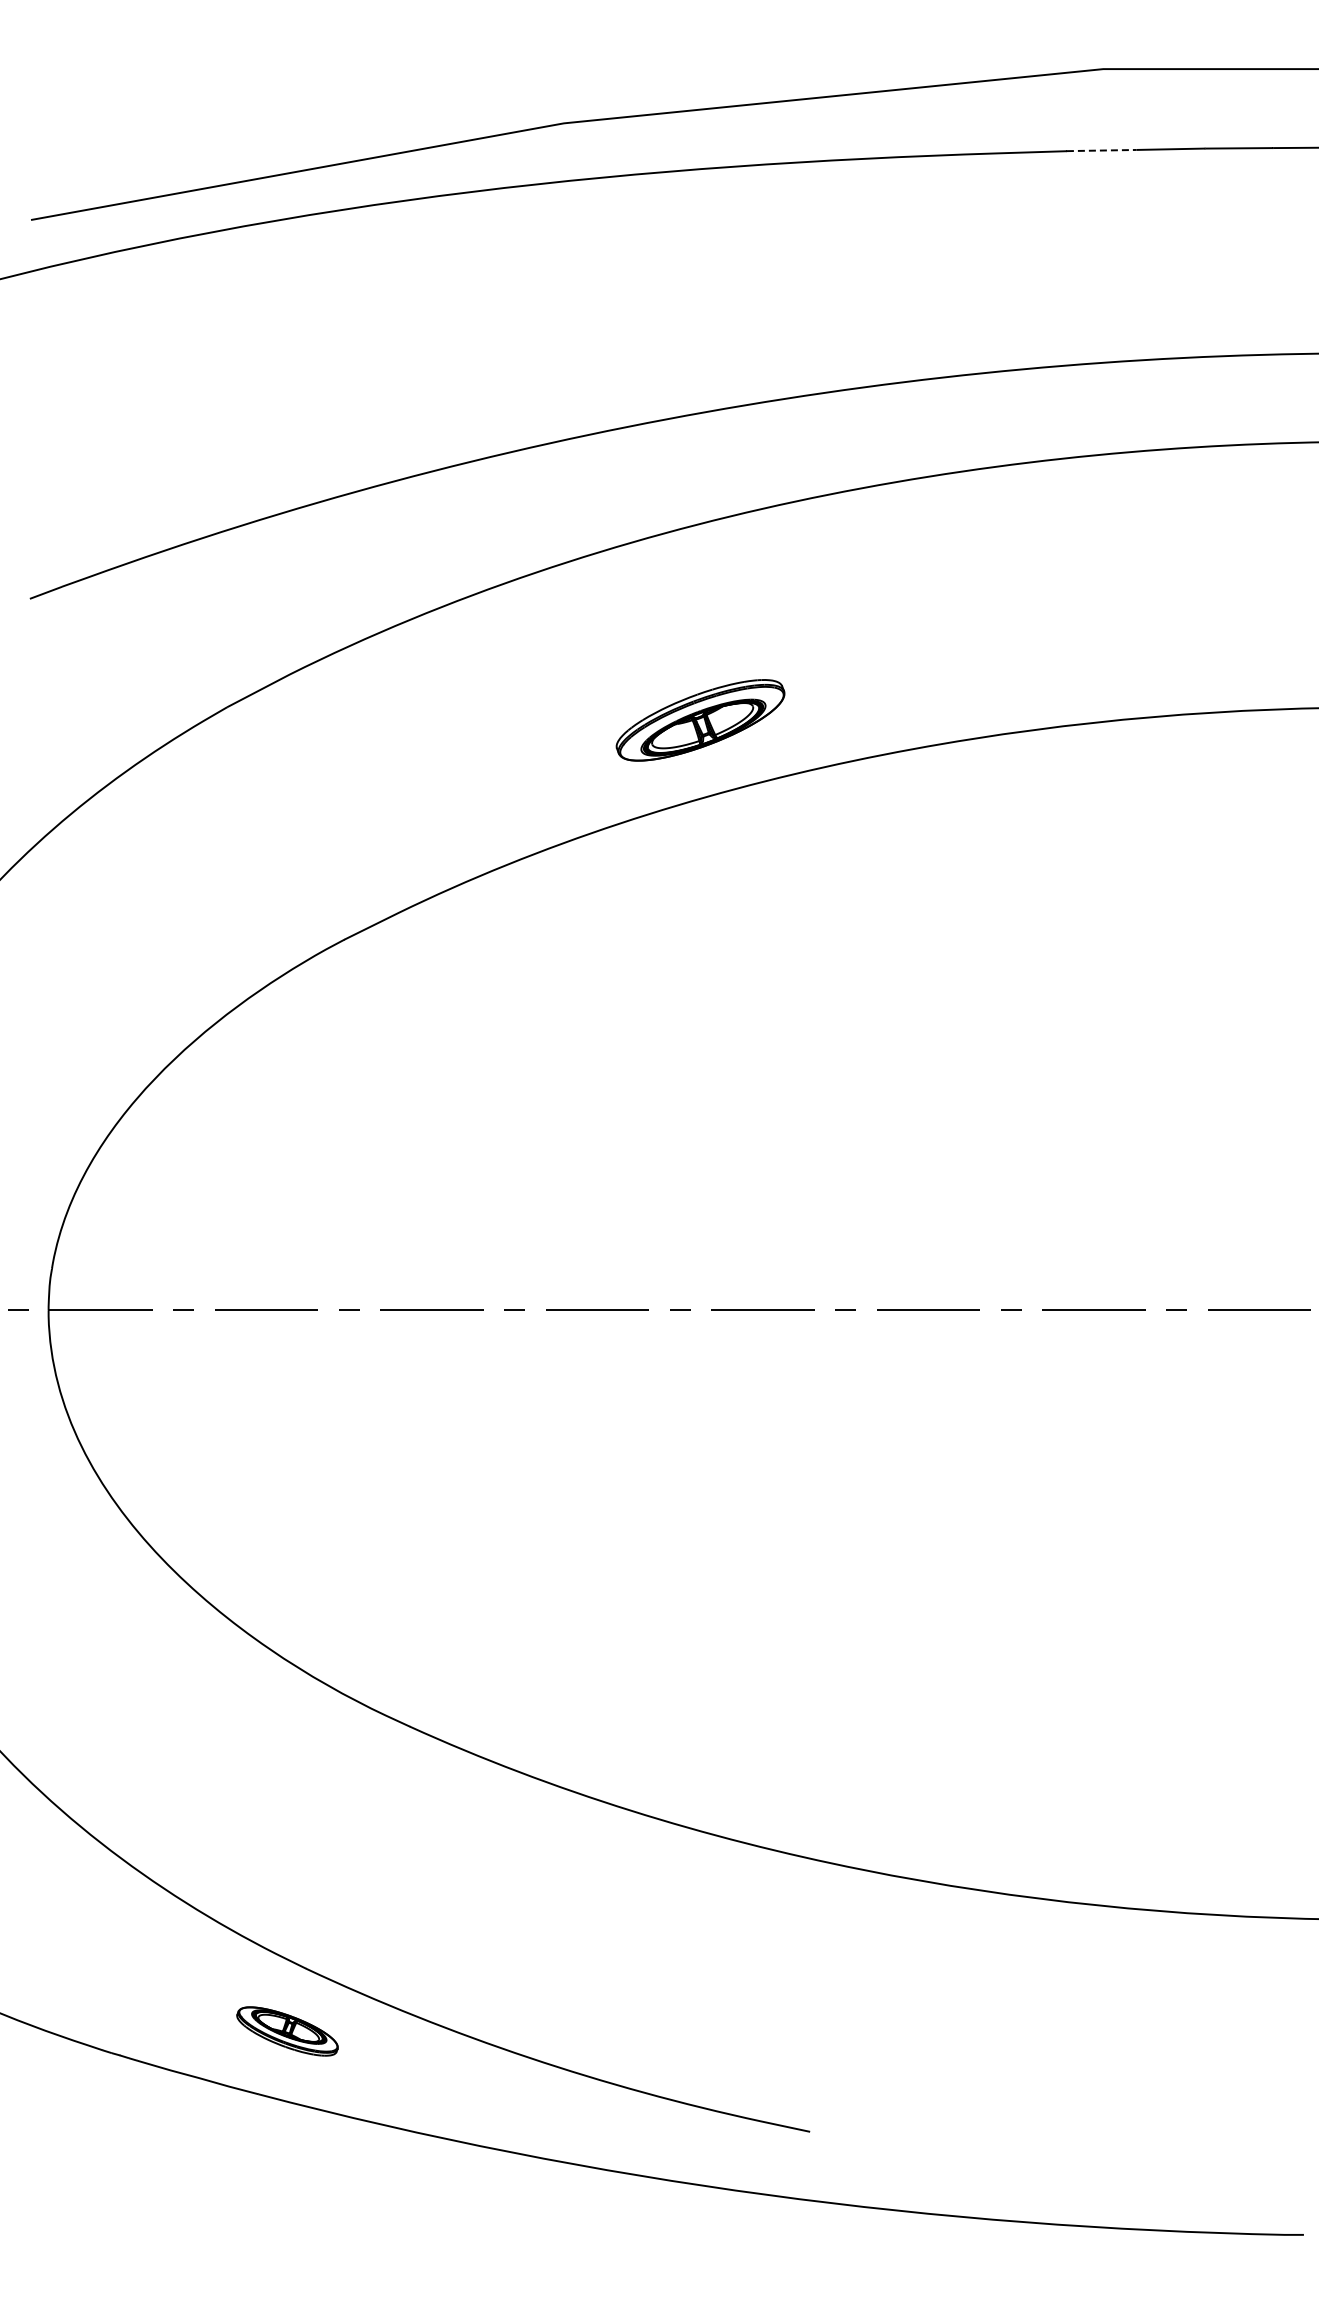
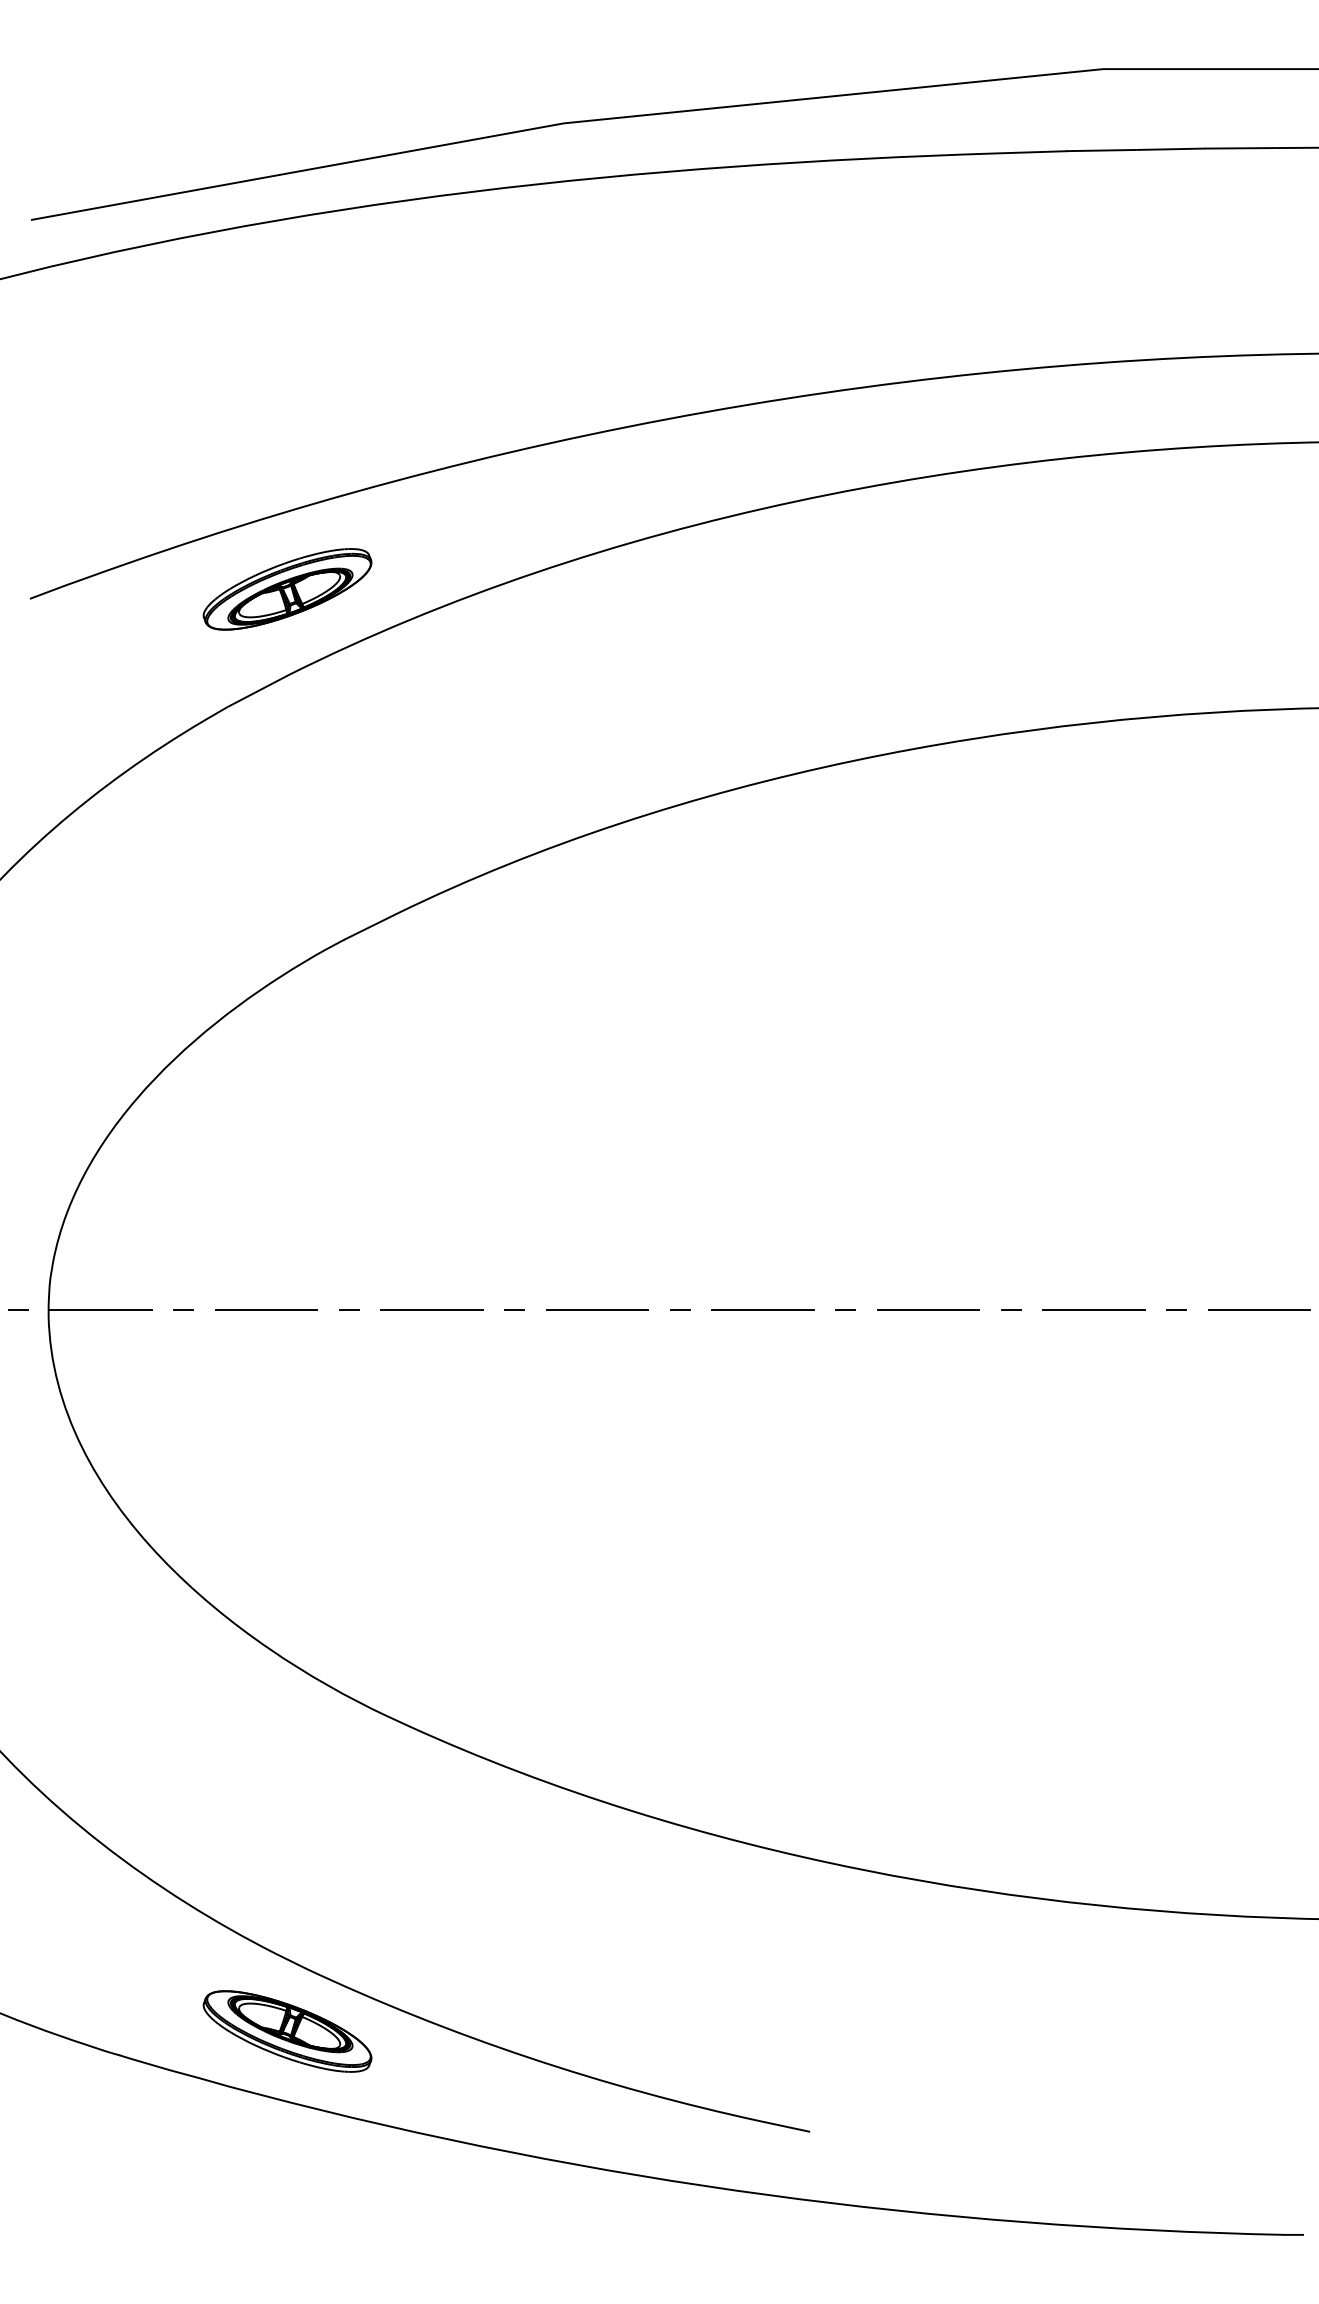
line: dashed -> solid (1102, 150)
part position: (700, 720) -> (287, 589) (287, 589)
part size: 103x51 px -> 171x83 px (287, 2031)
